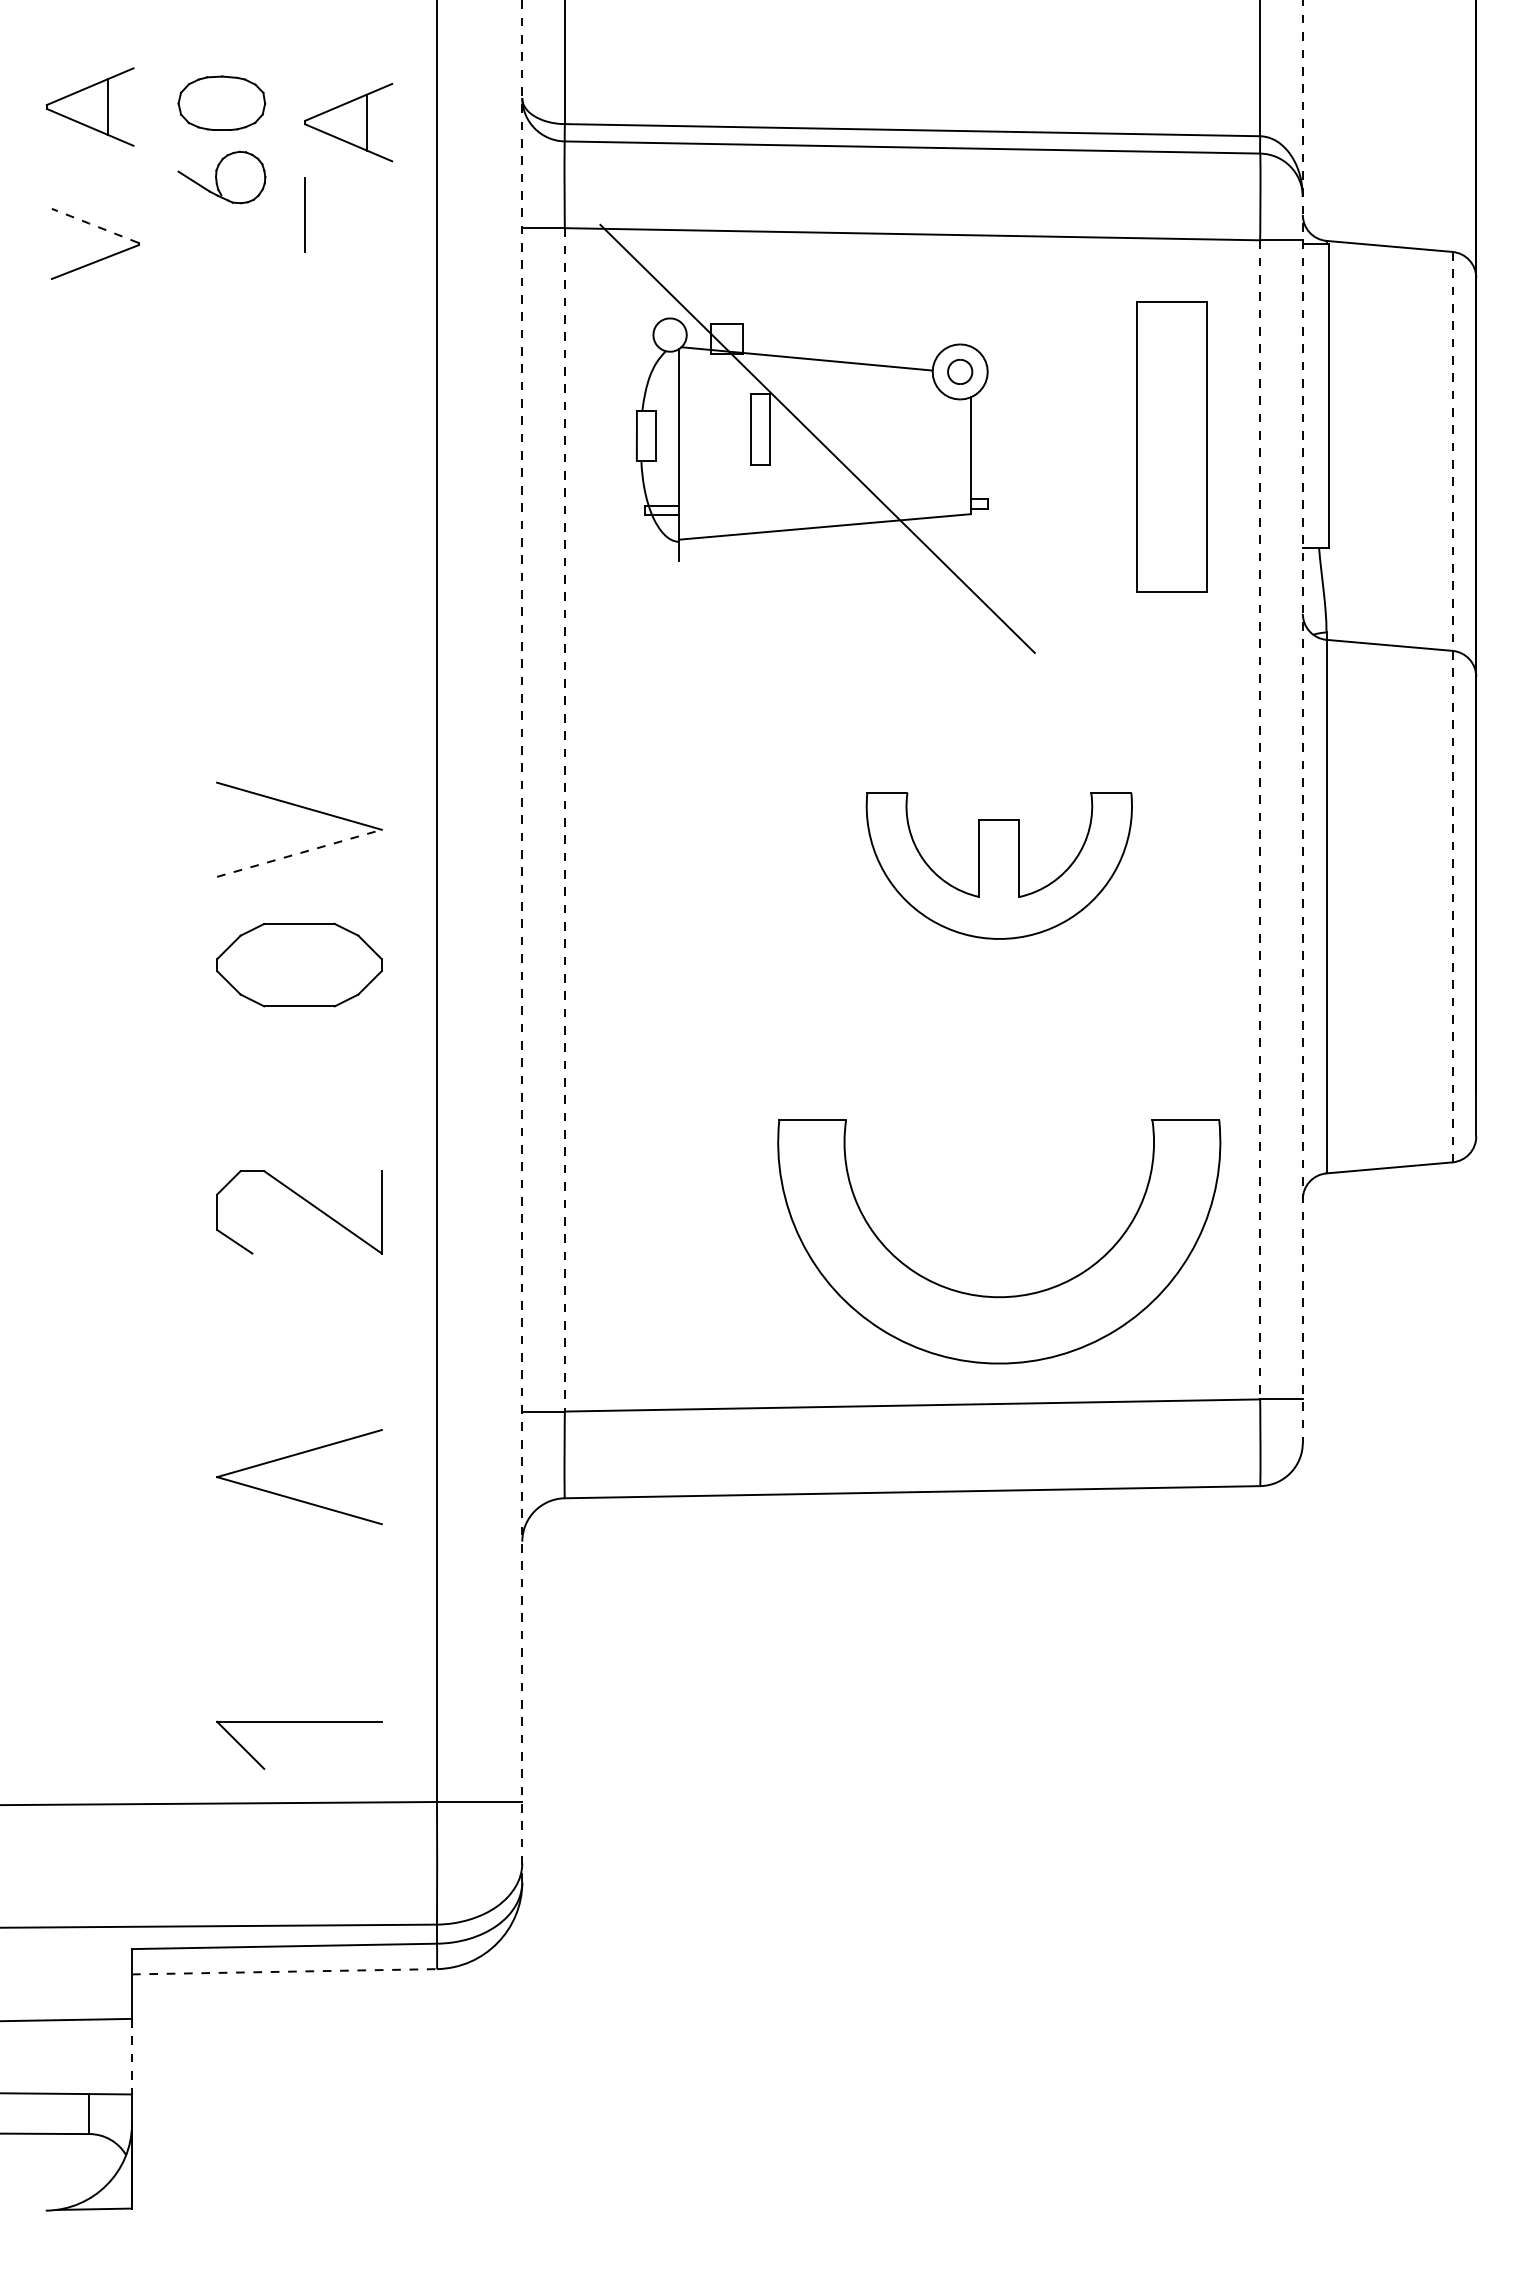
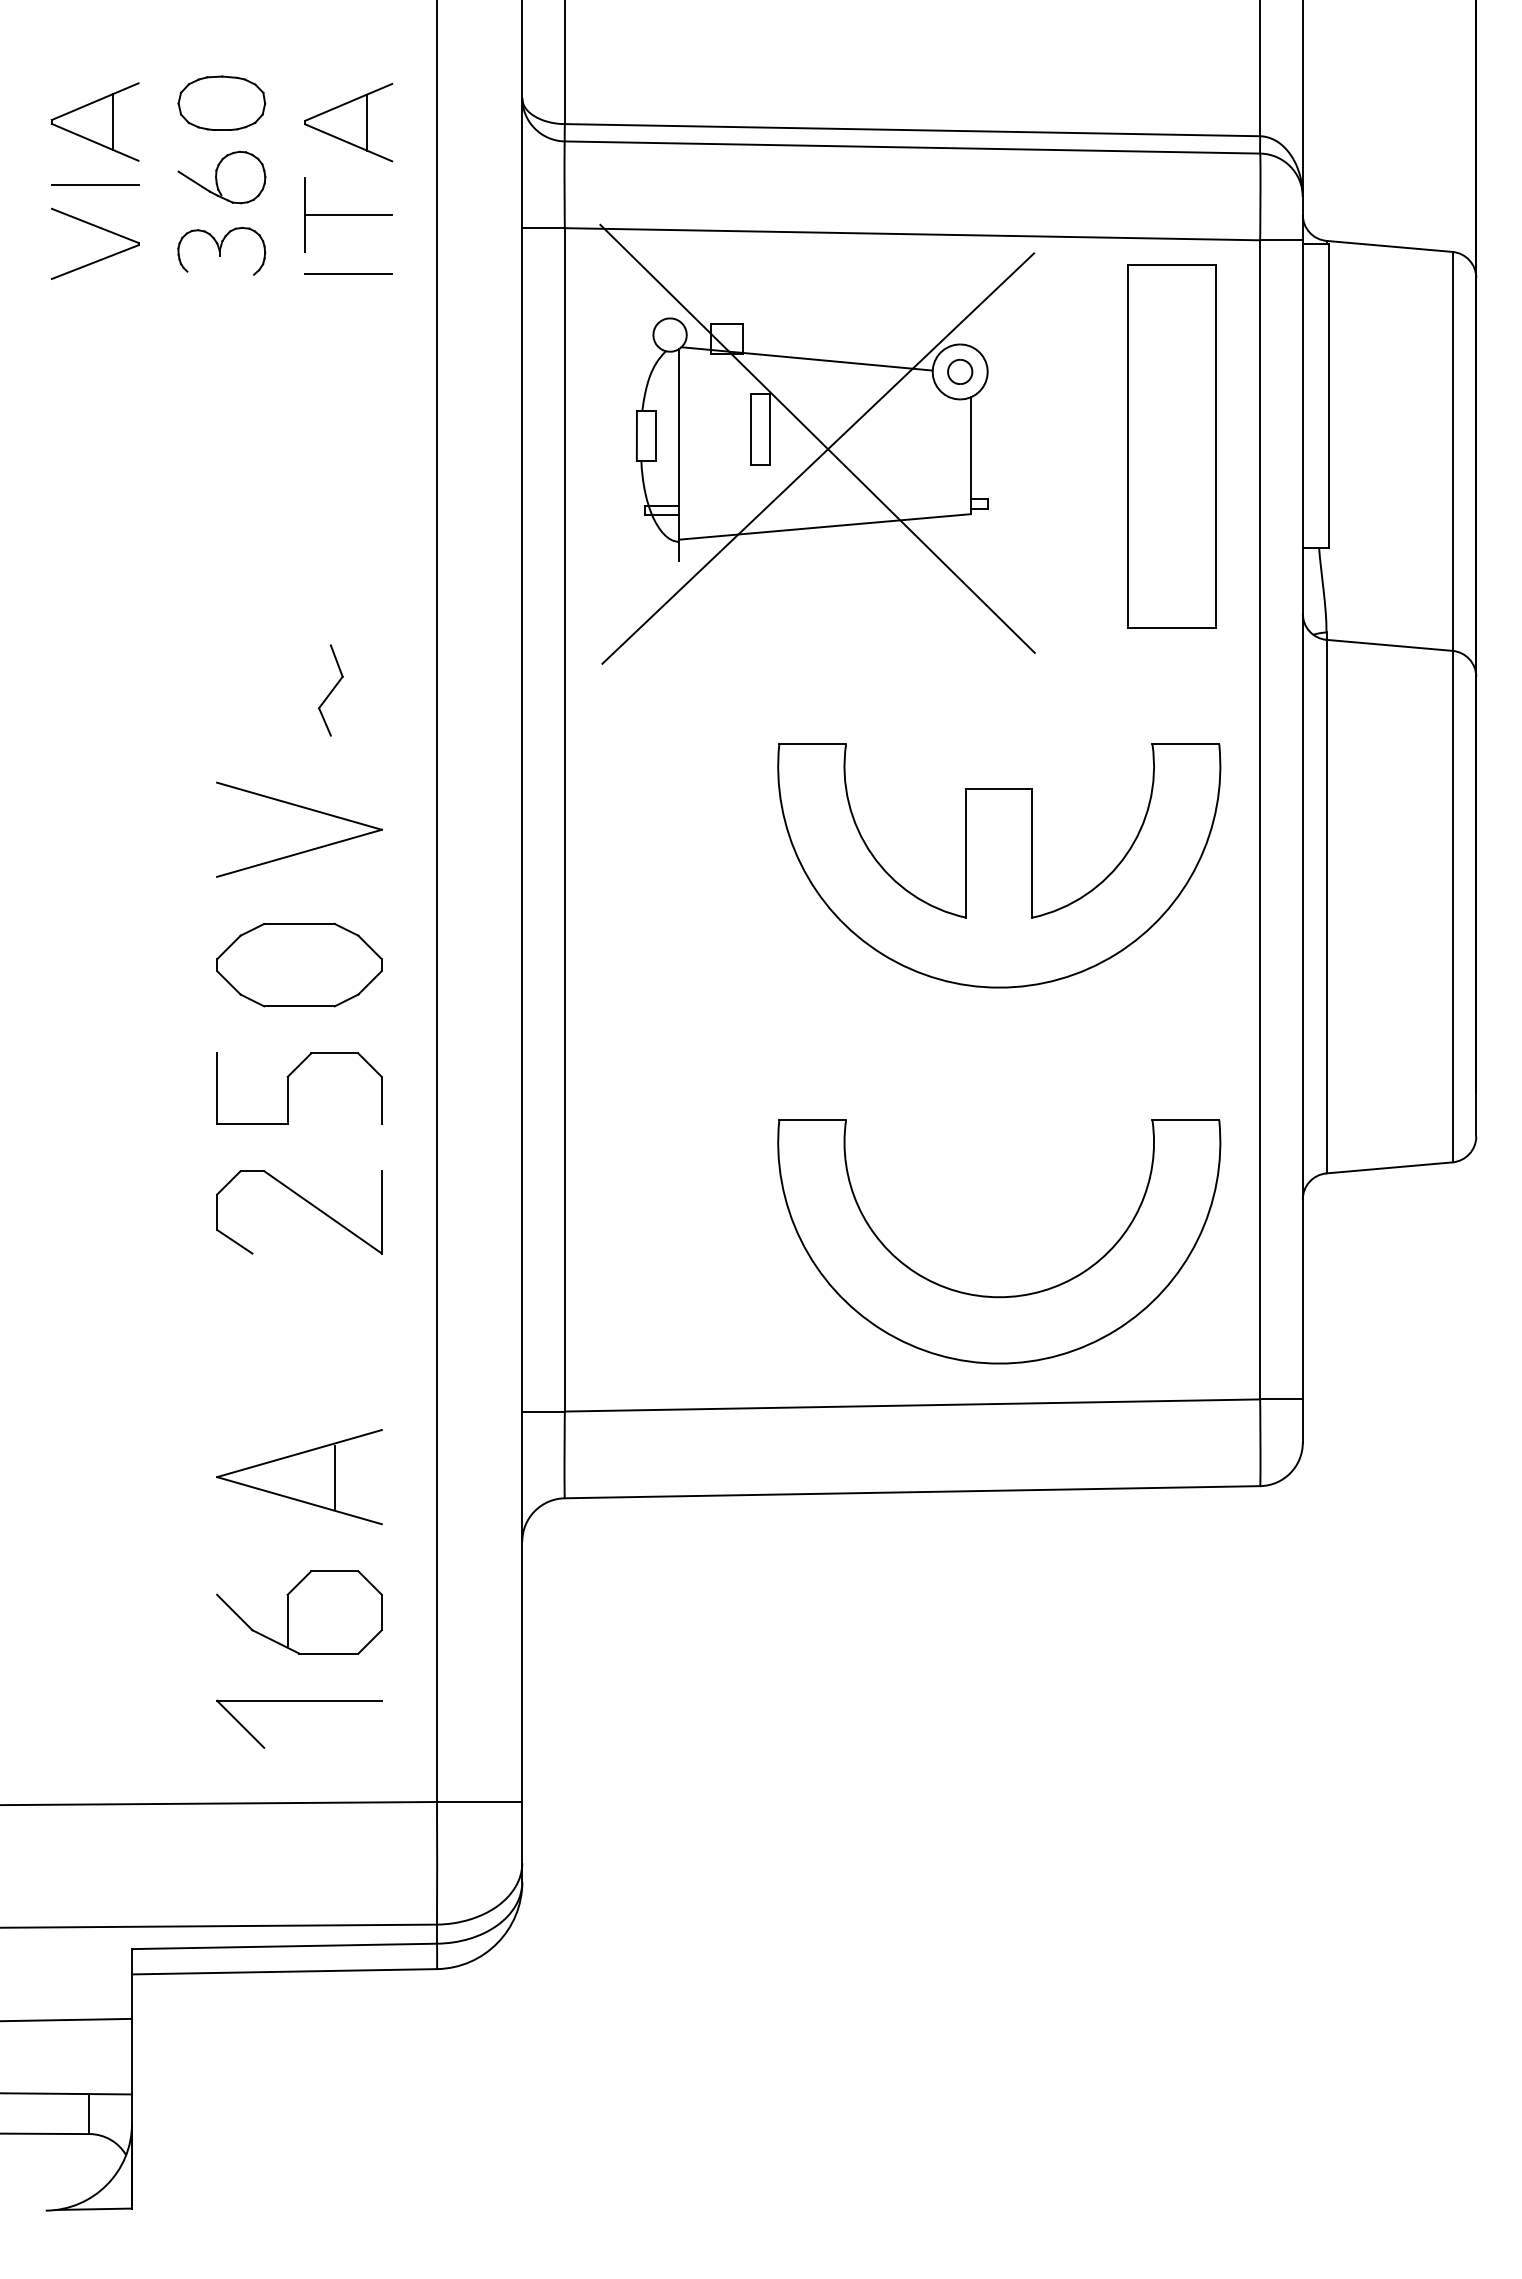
part position: (89, 106) -> (94, 121) (94, 121)
line: none -> present (94, 185)
line: none -> present (348, 214)
line: dashed -> solid (95, 225)
part: none -> present (221, 250)
line: none -> present (348, 273)
part size: 72x292 px -> 90x365 px (1171, 446)
line: none -> present (818, 458)
part: none -> present (330, 690)
line: dashed -> solid (1452, 707)
line: dashed -> solid (1302, 722)
line: dashed -> solid (564, 819)
line: dashed -> solid (1260, 819)
line: dashed -> solid (299, 853)
part size: 268x148 px -> 445x246 px (999, 865)
line: dashed -> solid (522, 941)
part: none -> present (288, 1088)
line: none -> present (334, 1476)
part: none -> present (299, 1612)
part position: (299, 1722) -> (299, 1701) (299, 1701)
line: dashed -> solid (284, 1971)
line: dashed -> solid (132, 2056)
